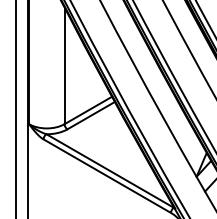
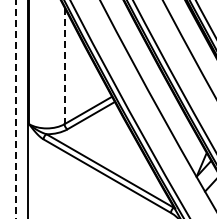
line: solid -> dashed (64, 66)
line: solid -> dashed (15, 109)
